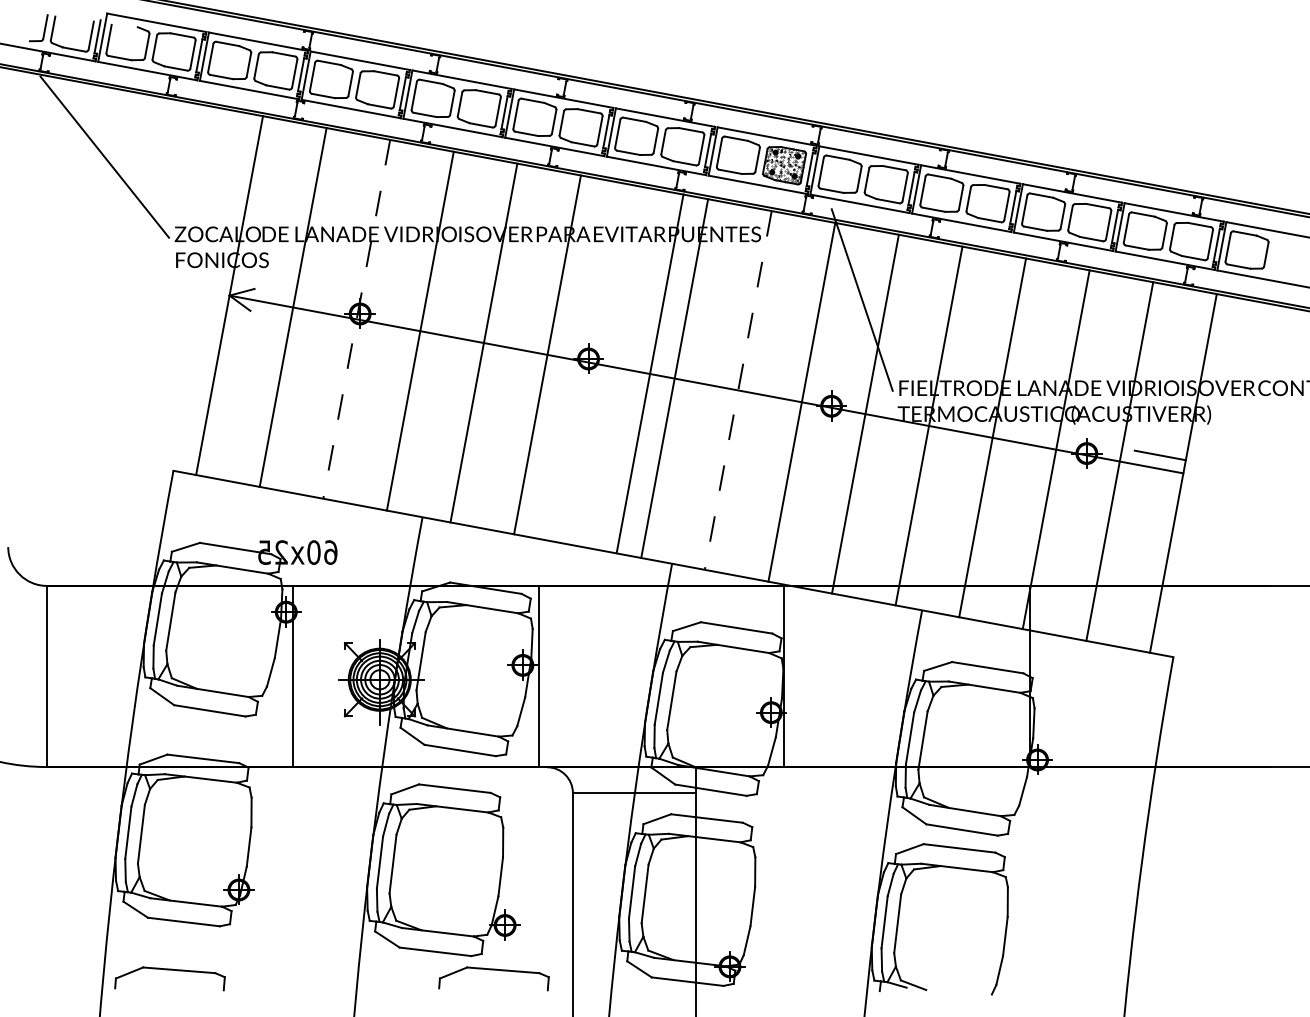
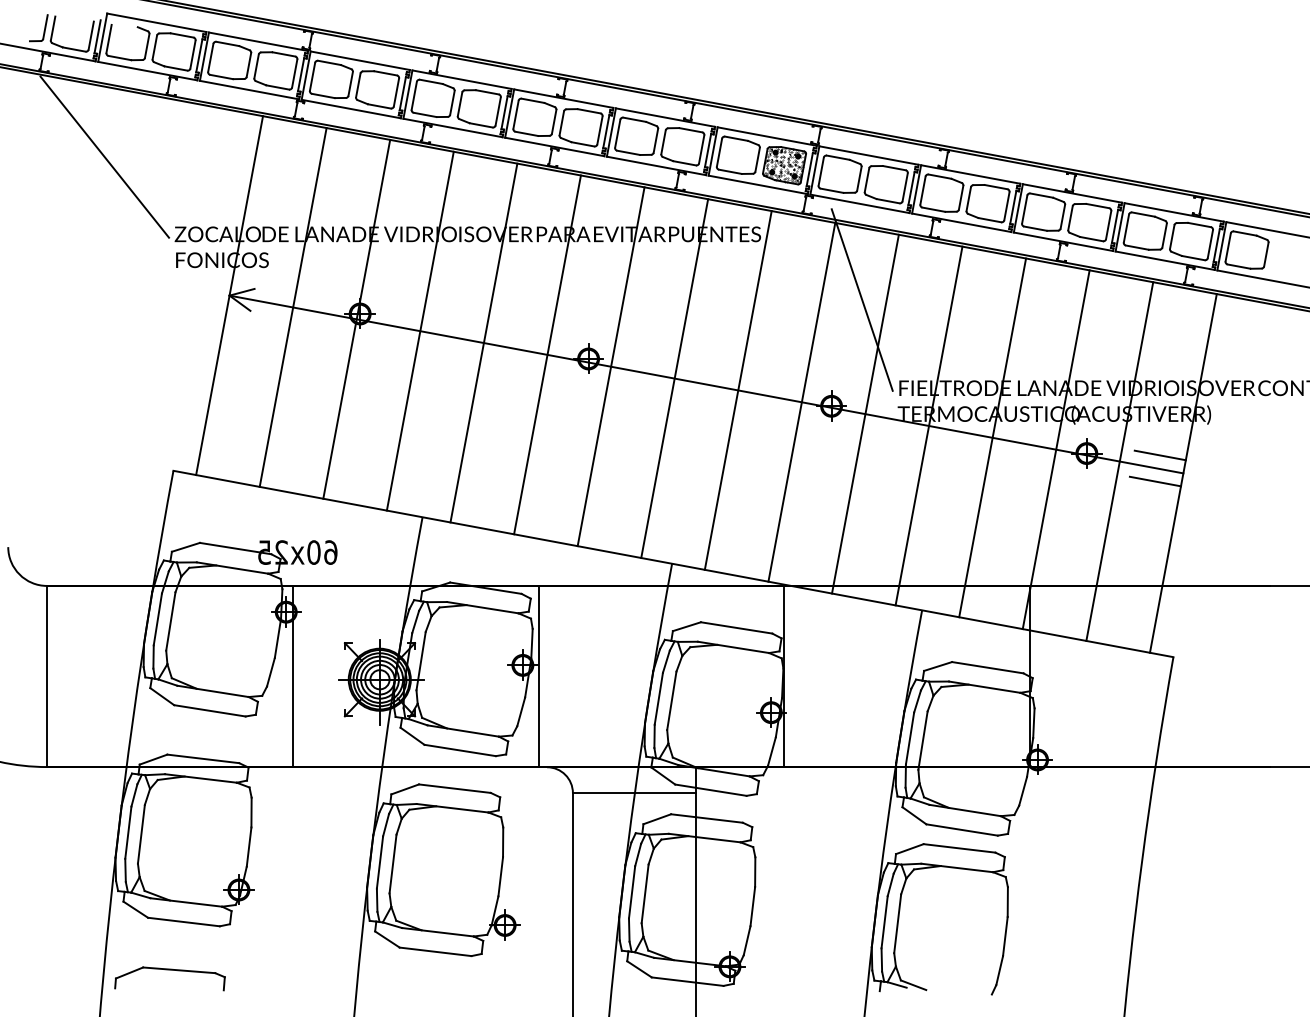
line: dashed -> solid (356, 319)
line position: (649, 373) -> (610, 366) (610, 366)
line: dashed -> solid (738, 390)
line: none -> present (1154, 481)
part: present -> none (493, 970)
